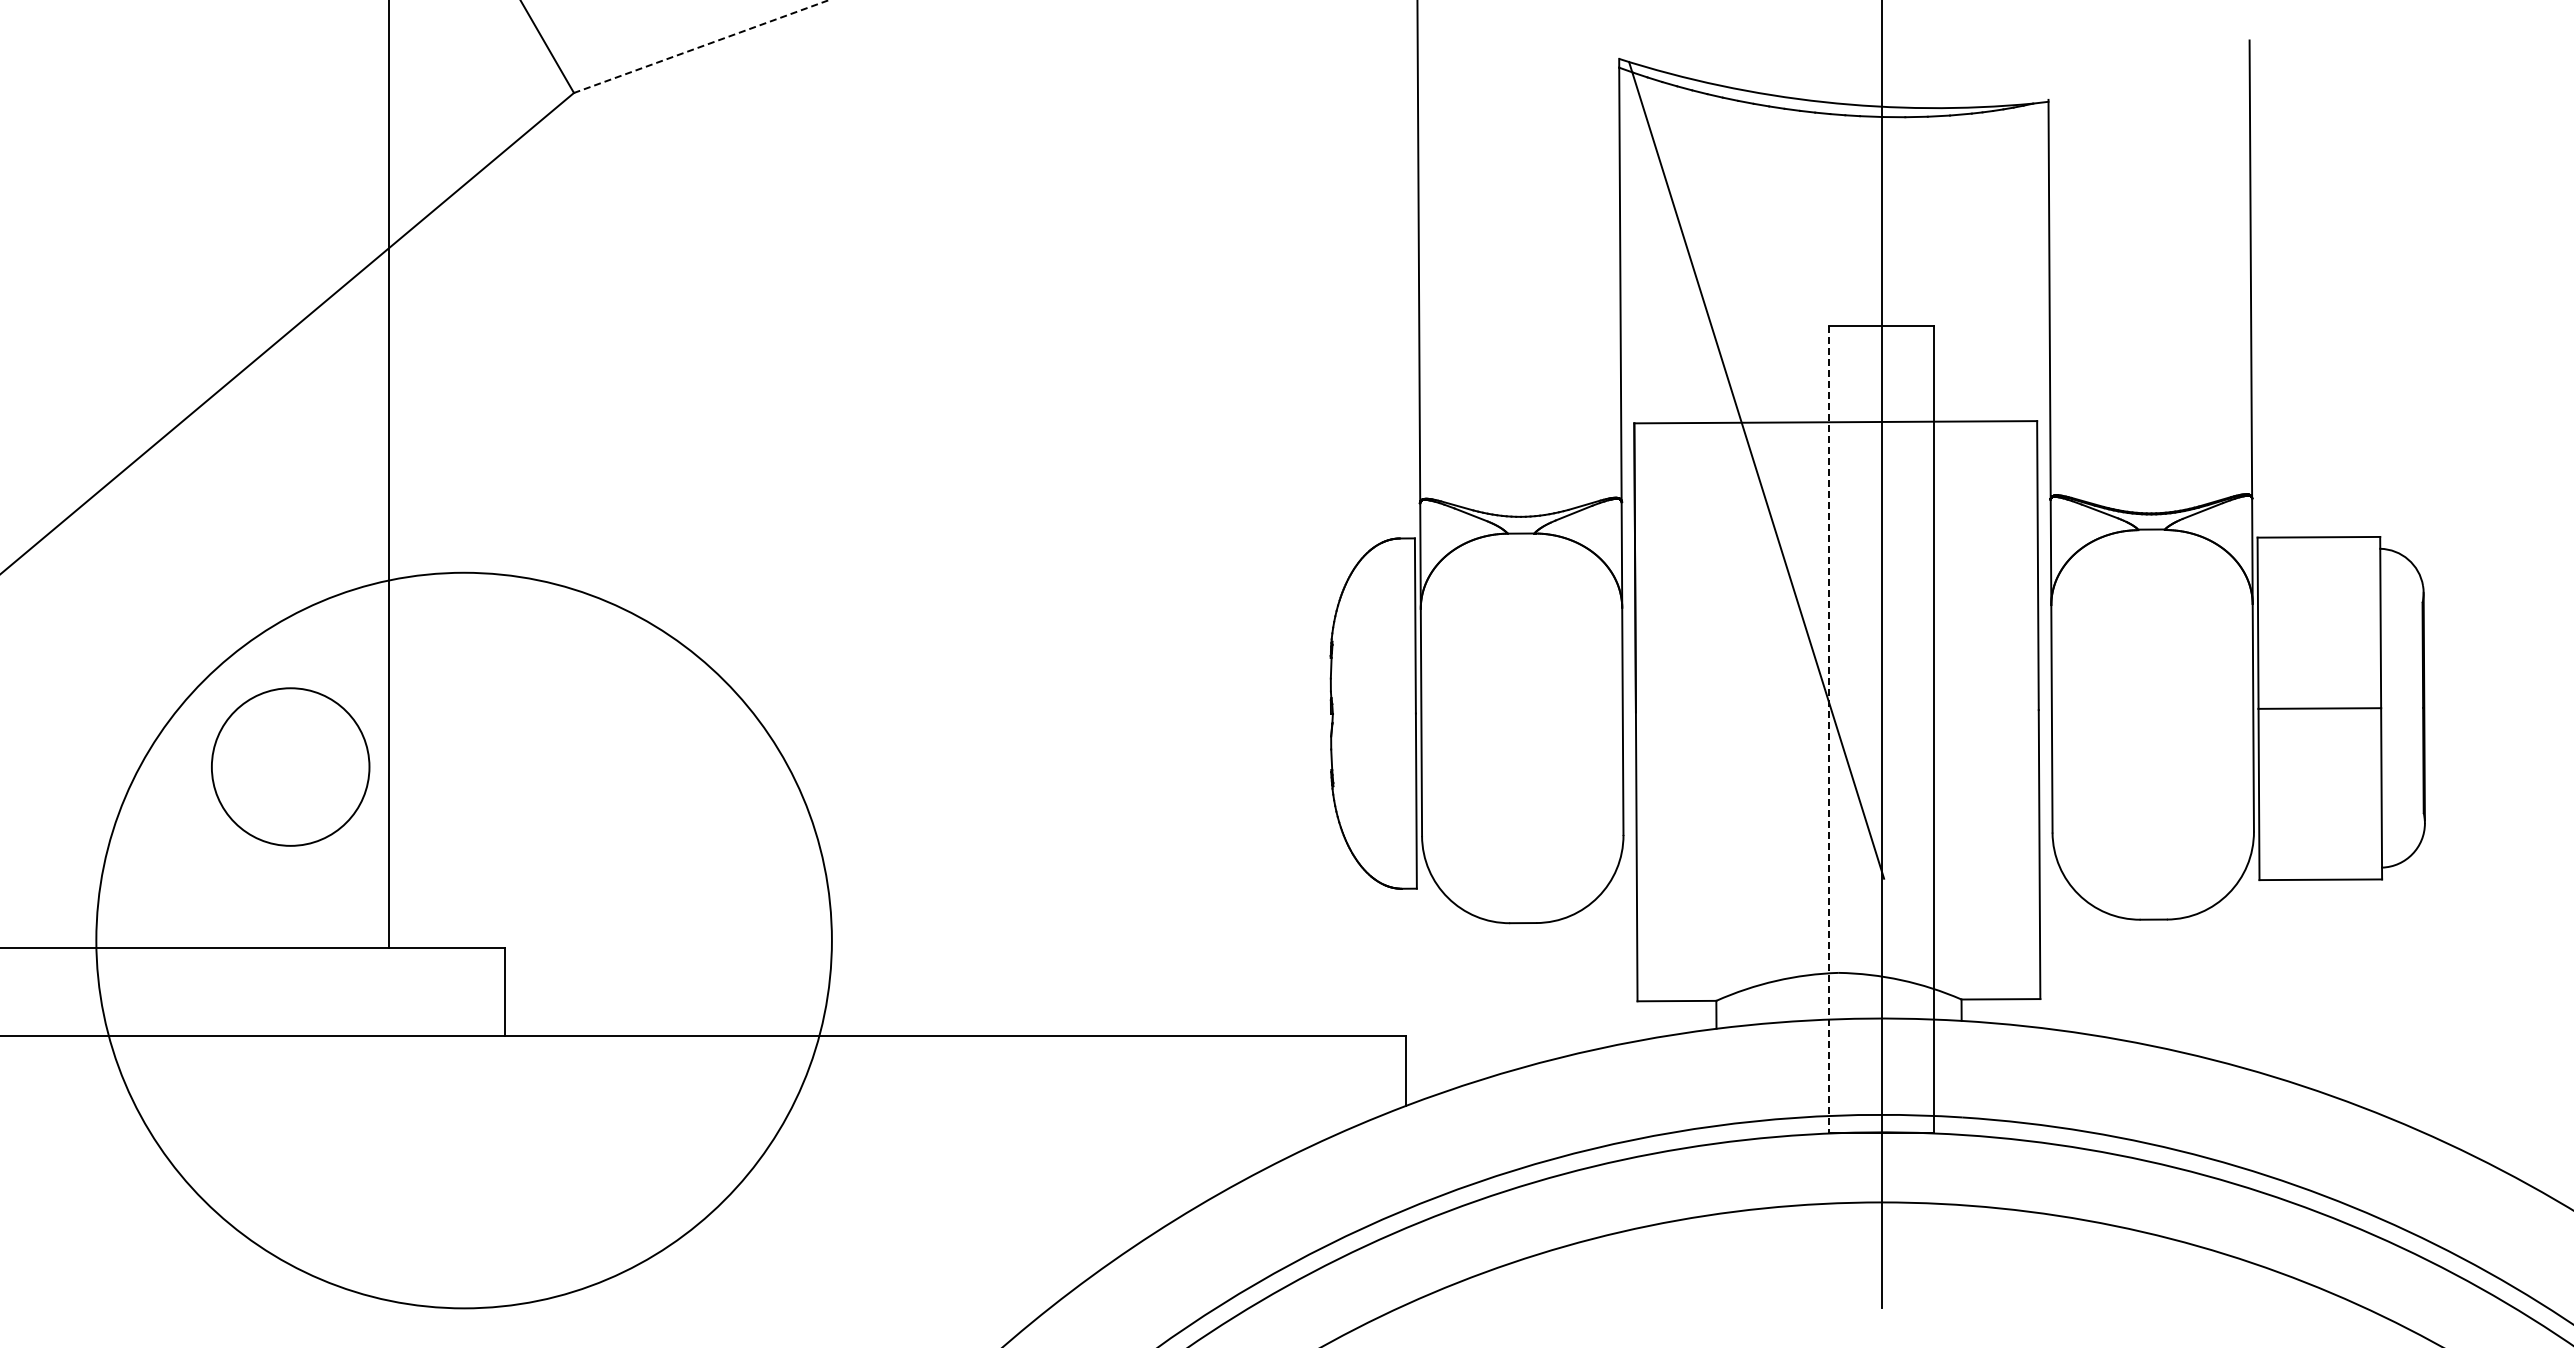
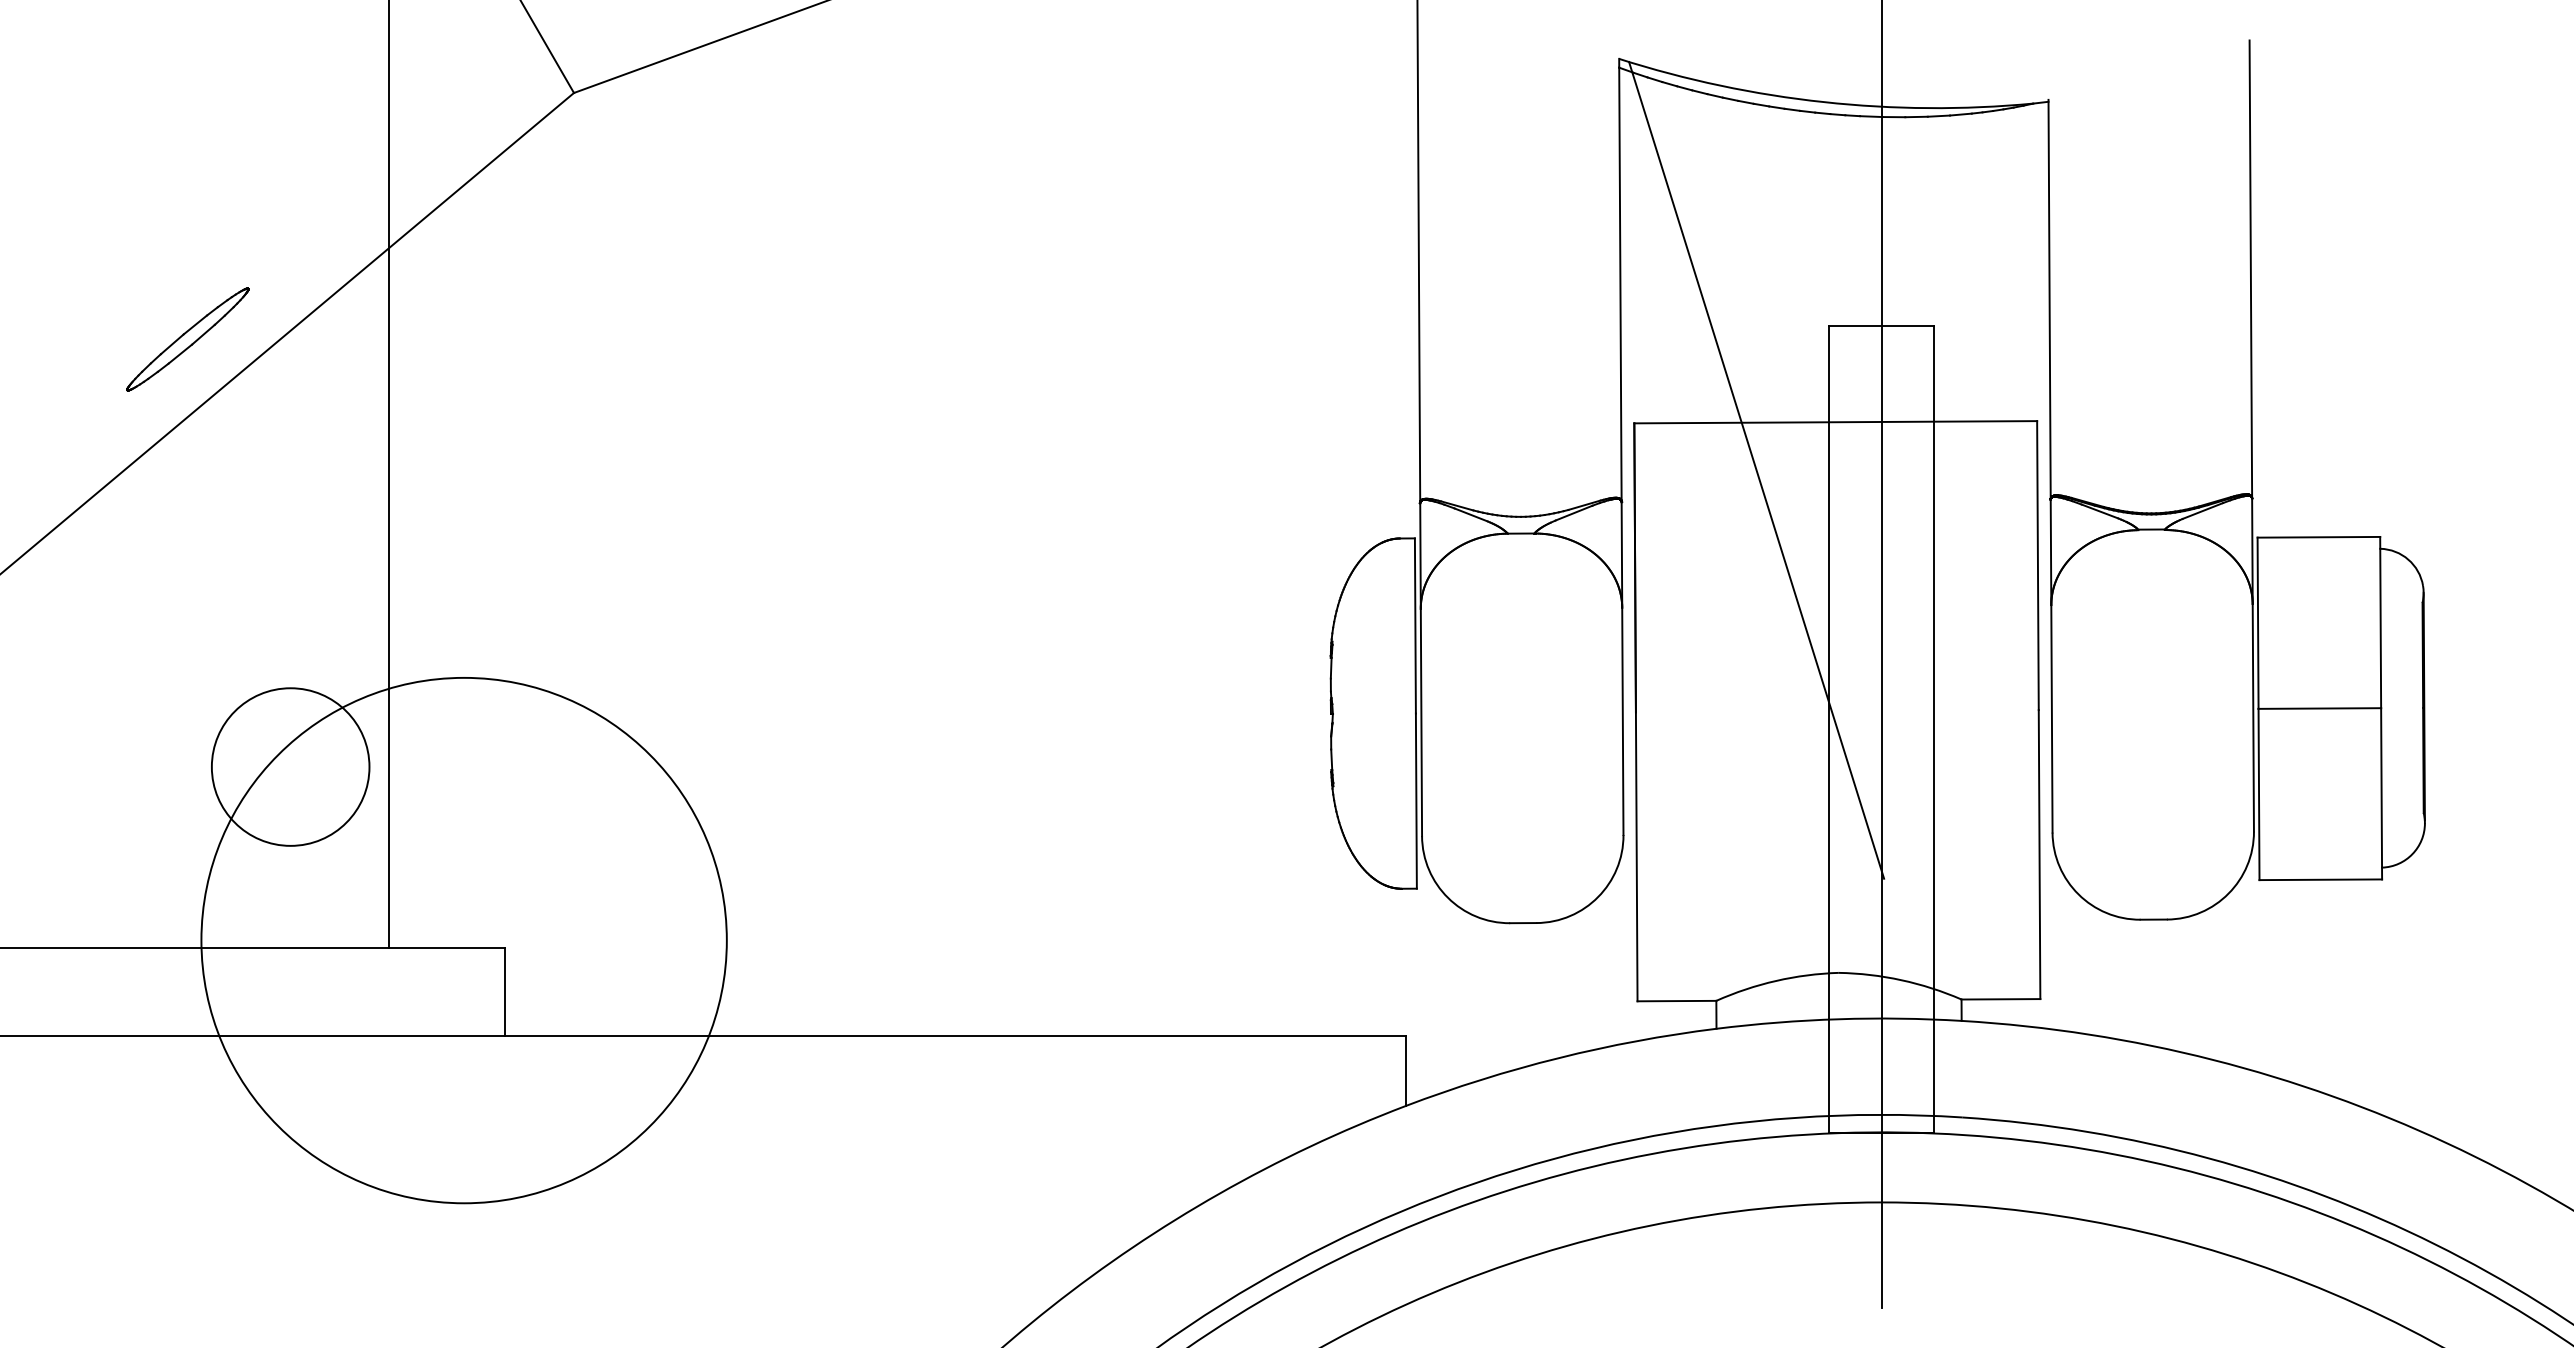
line: dashed -> solid (701, 46)
part: none -> present (187, 339)
line: dashed -> solid (1829, 729)
circle diameter: 736 px -> 525 px (463, 940)
